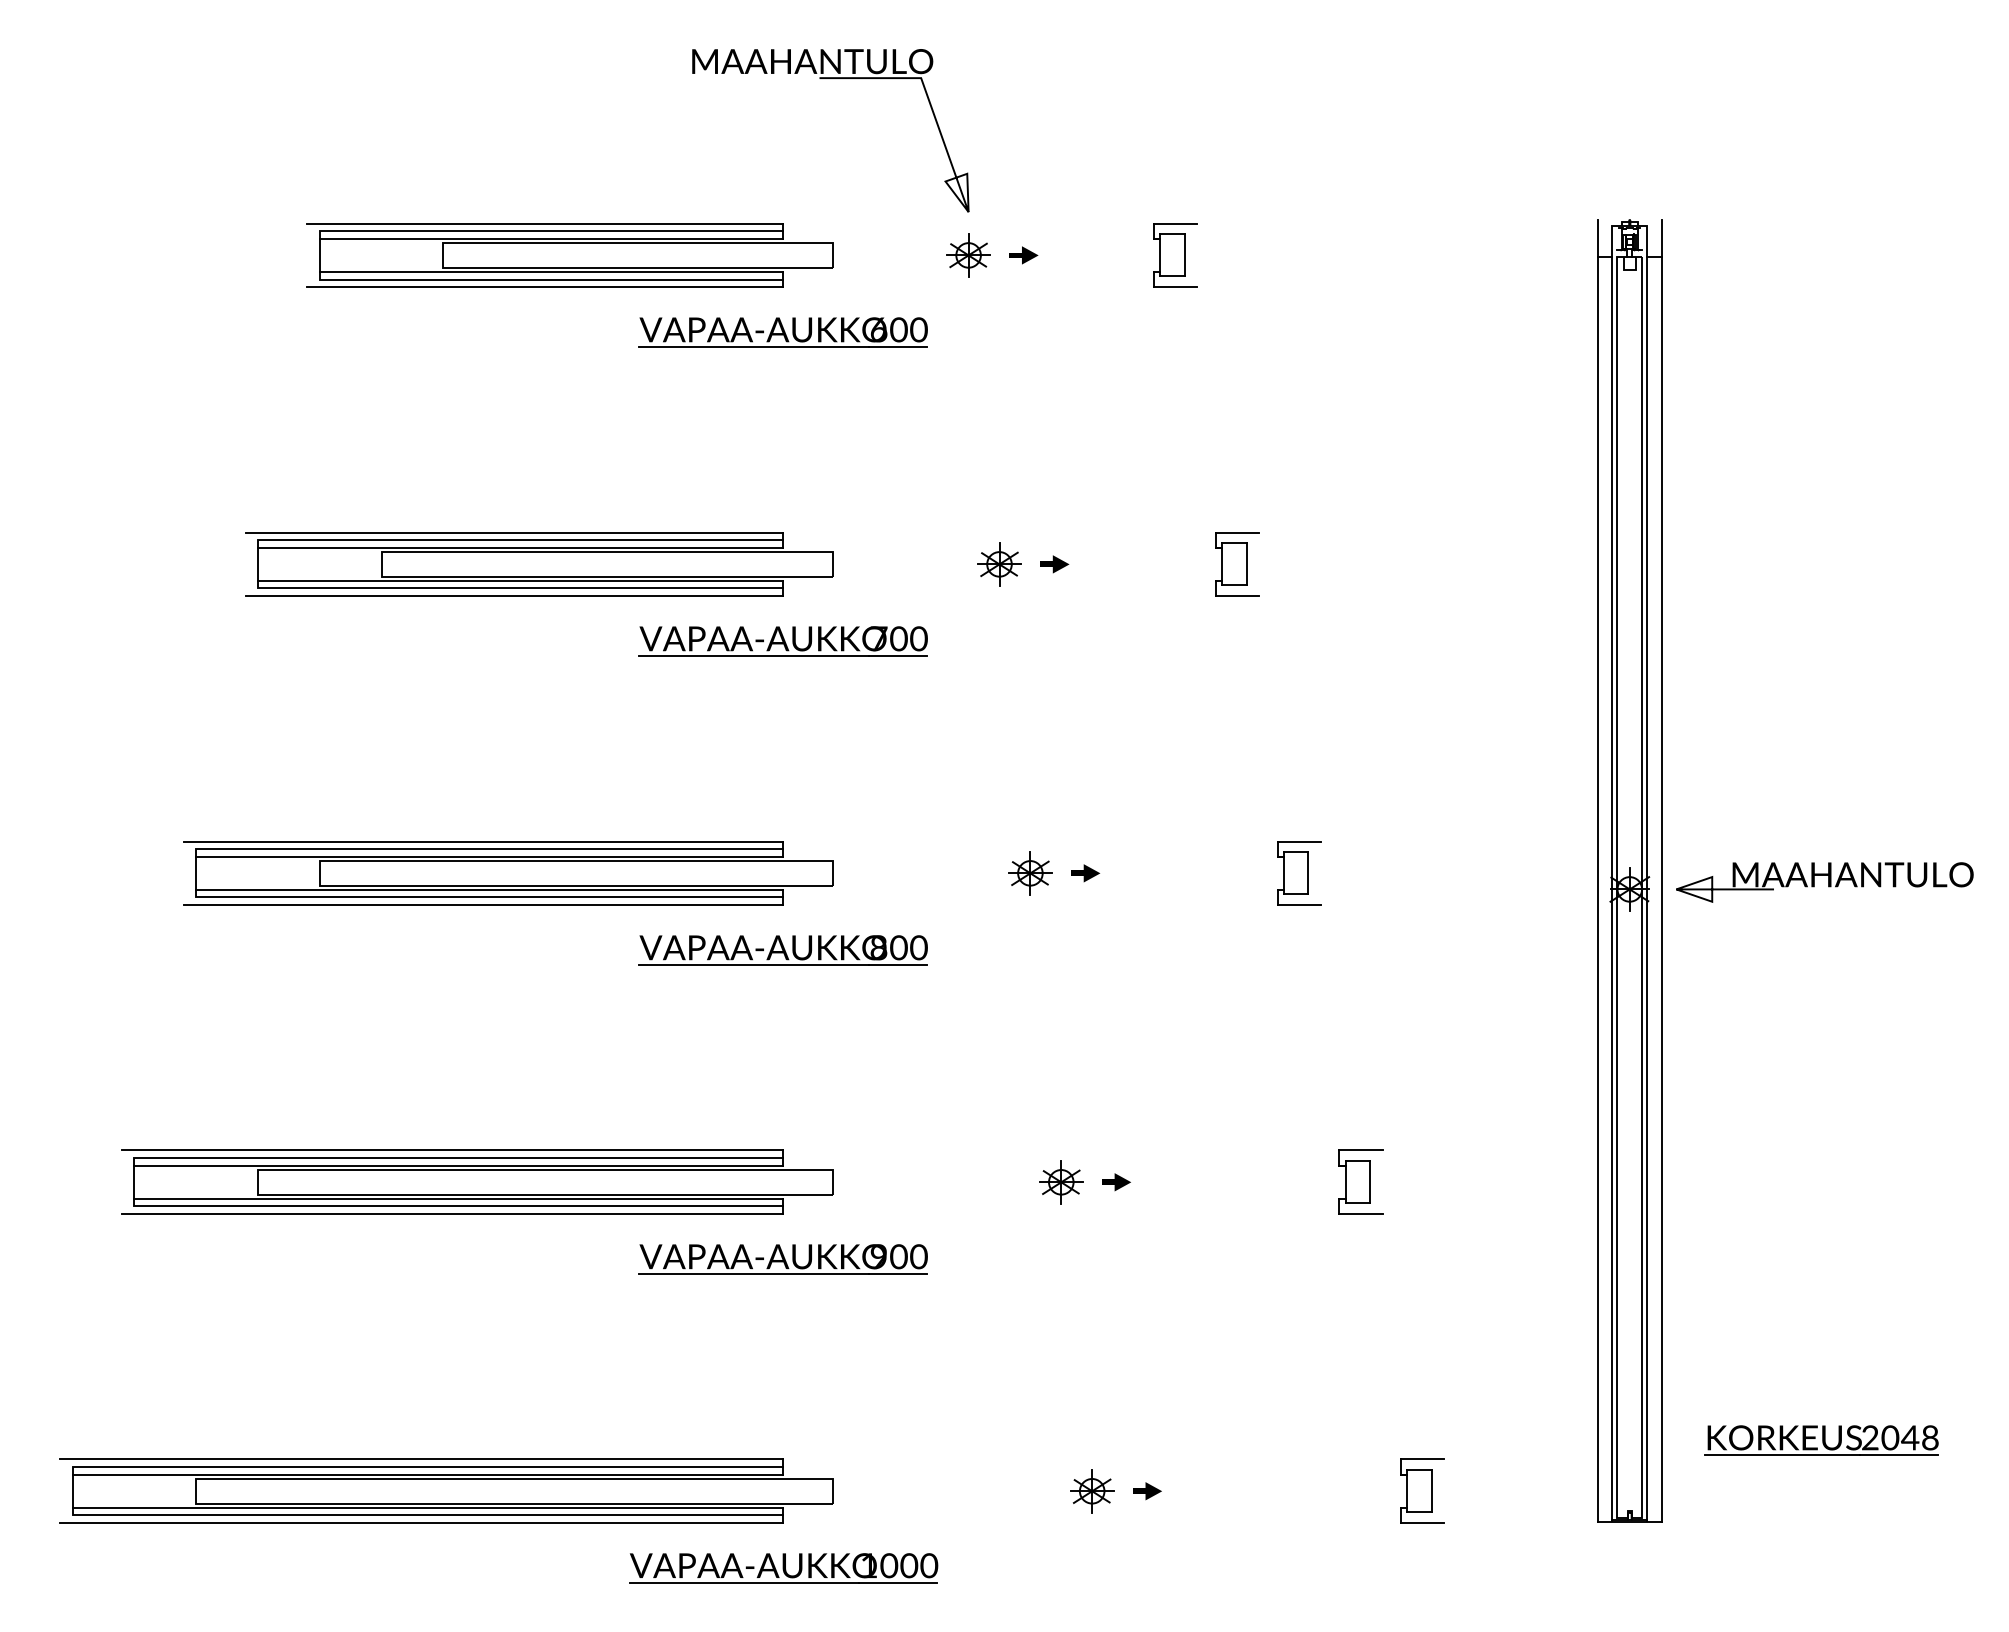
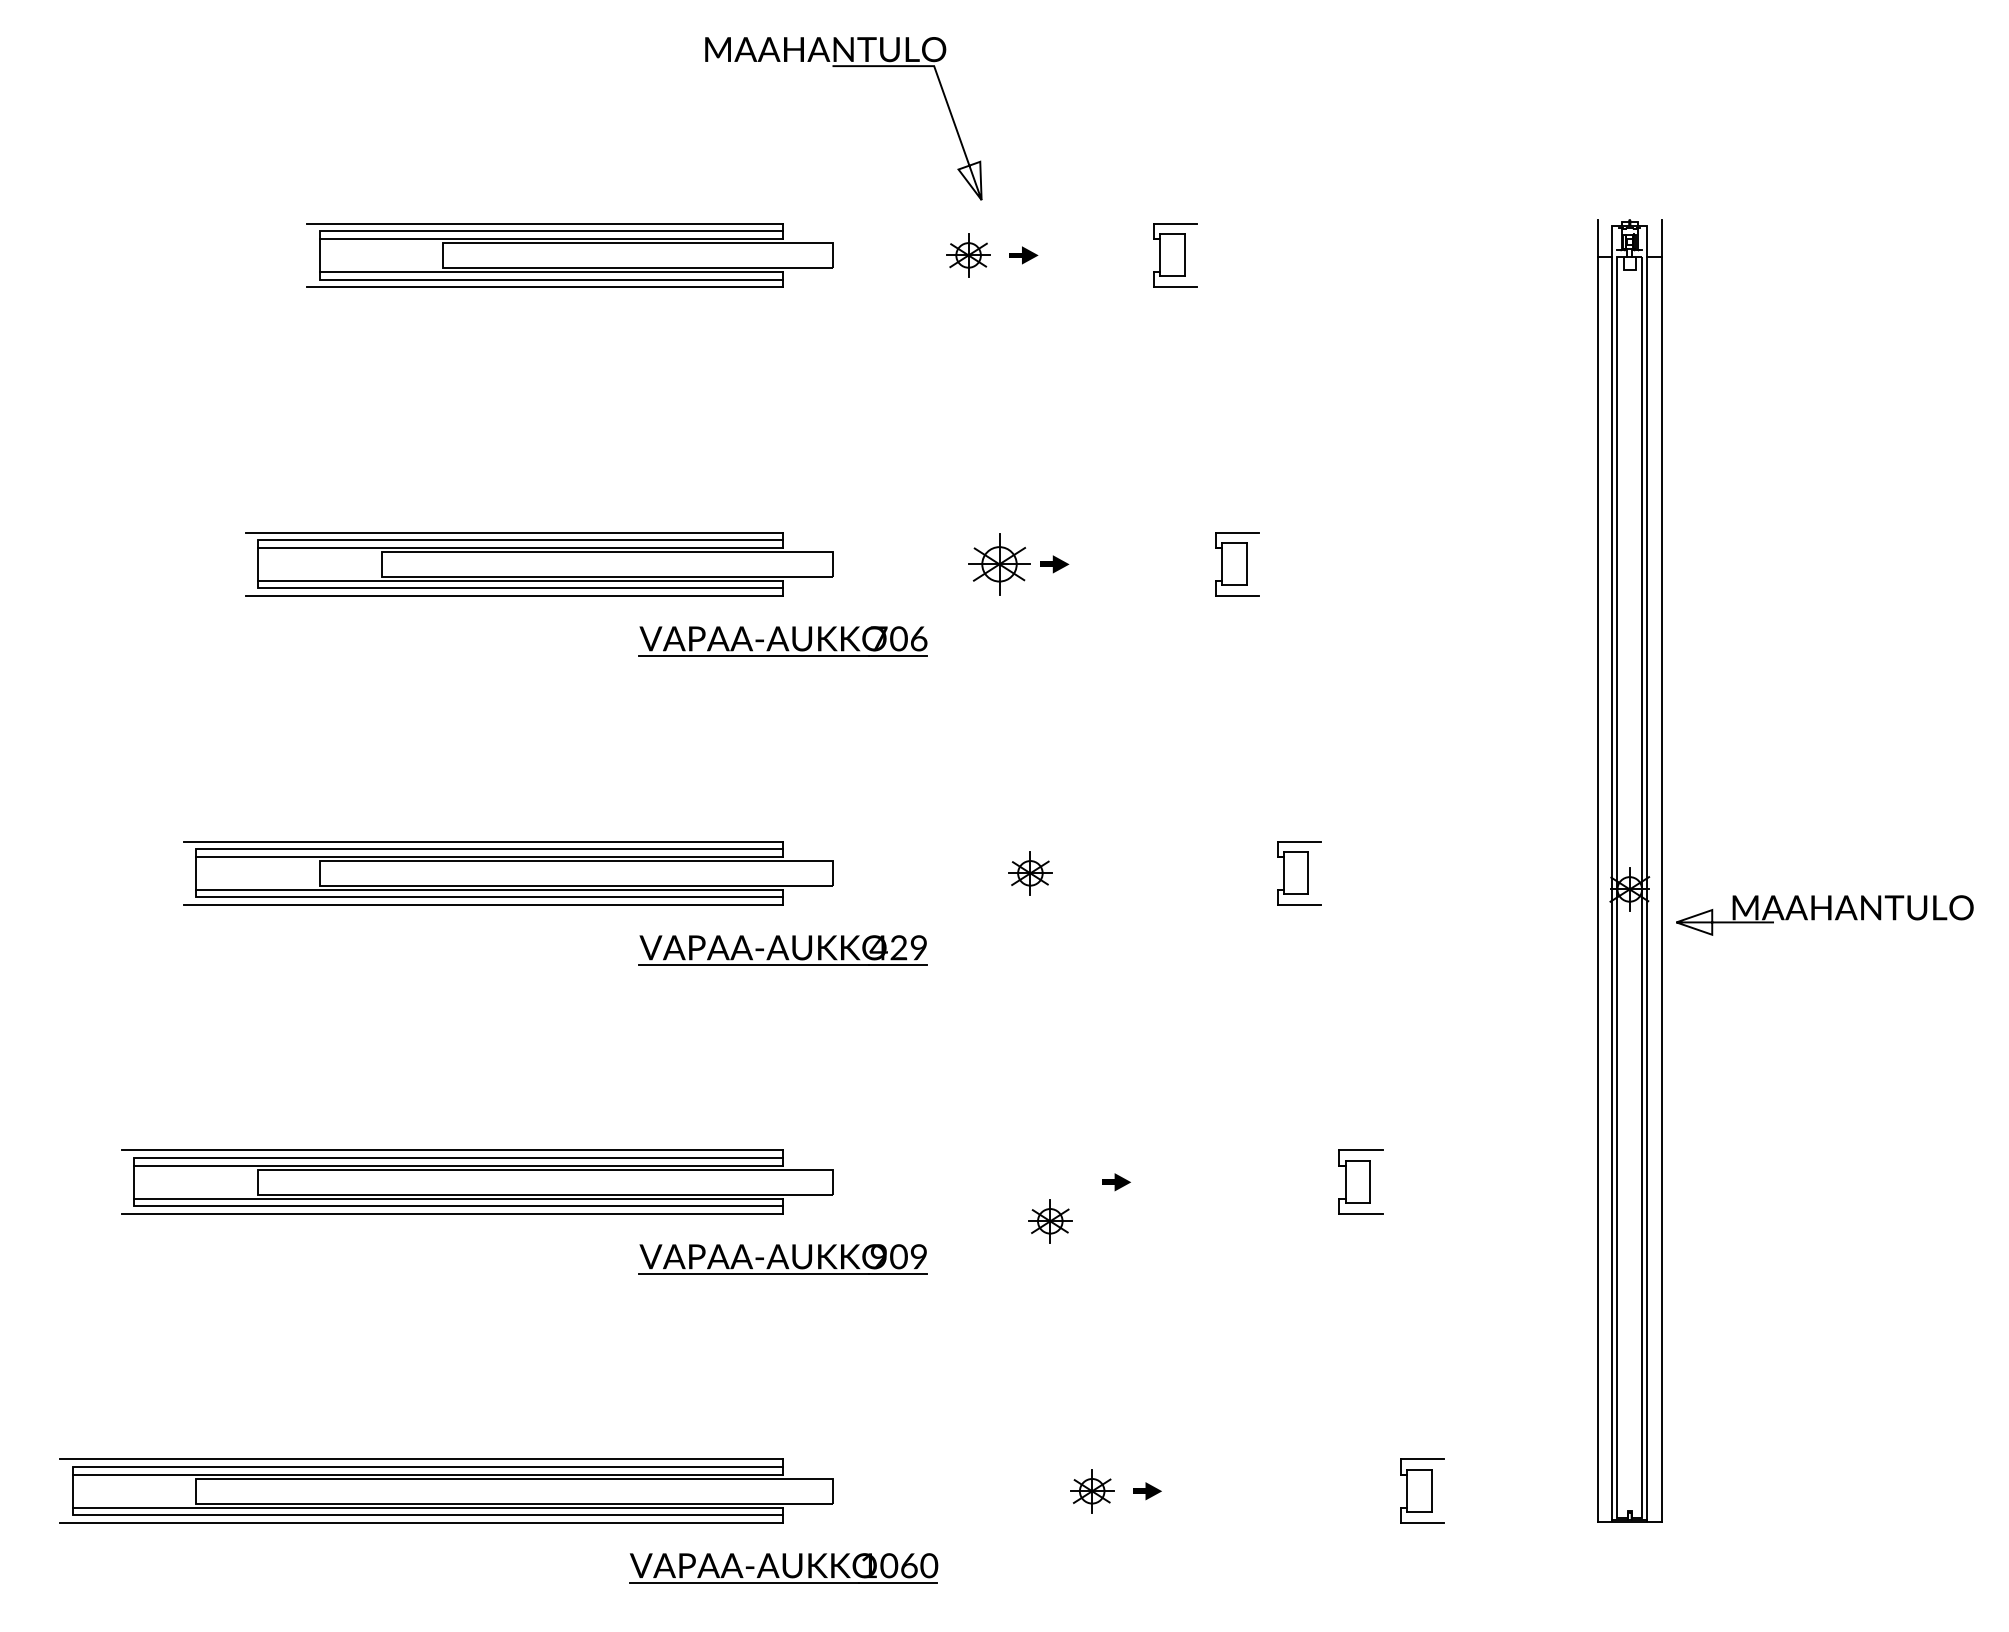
part position: (830, 78) -> (843, 66) (843, 66)
part: present -> none (782, 332)
part size: 45x45 px -> 63x63 px (999, 564)
text: 700 -> 706 (918, 638)
part: present -> none (1085, 873)
part position: (1824, 882) -> (1824, 915) (1824, 915)
text: 800 -> 429 (898, 947)
part position: (1061, 1182) -> (1050, 1221) (1050, 1221)
text: 900 -> 909 (918, 1257)
part: present -> none (1821, 1440)
text: 1000 -> 1060 (909, 1565)
